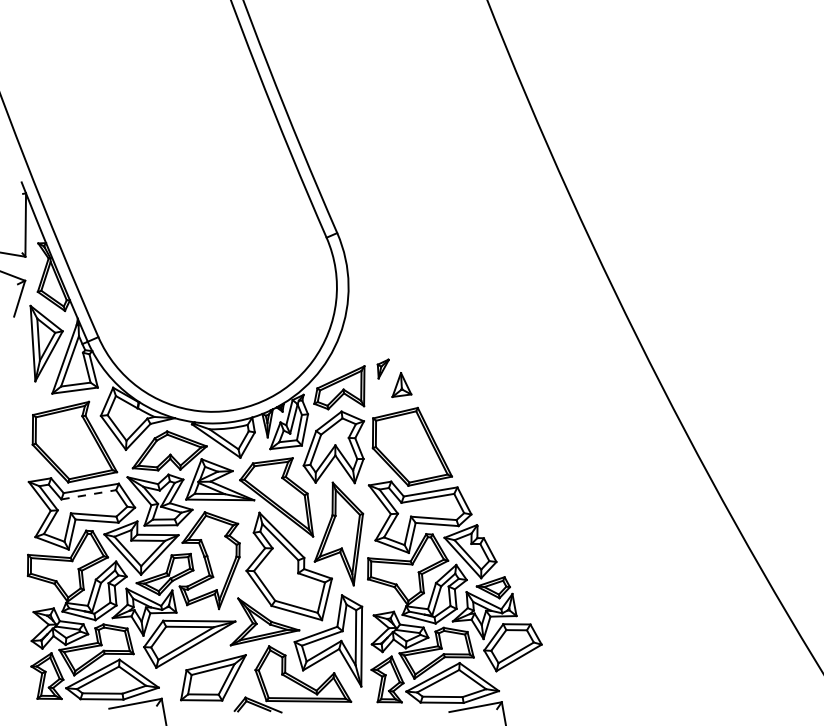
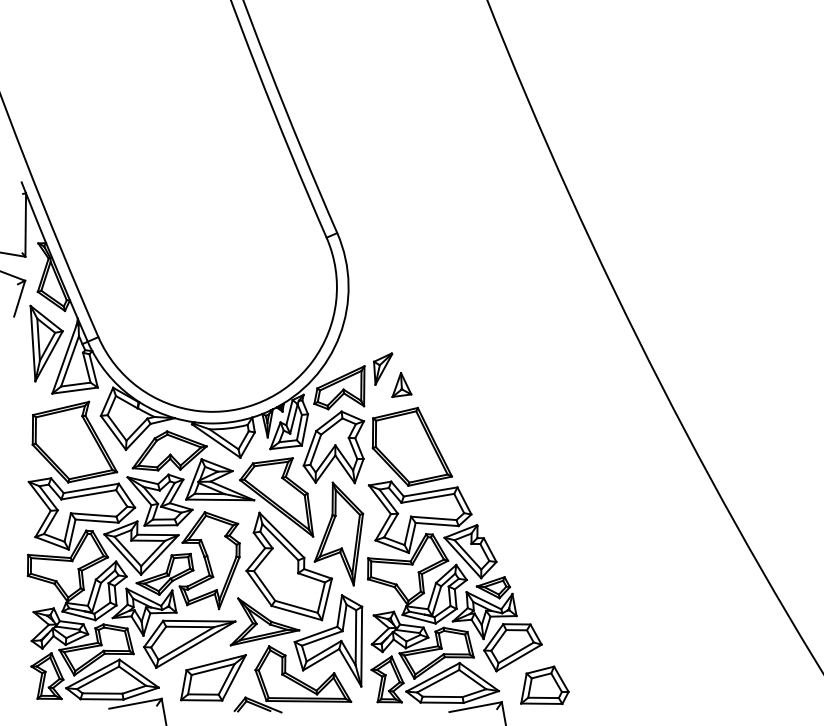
part size: 14x22 px -> 21x34 px (383, 368)
line: dashed -> solid (88, 494)
part: none -> present (544, 685)
